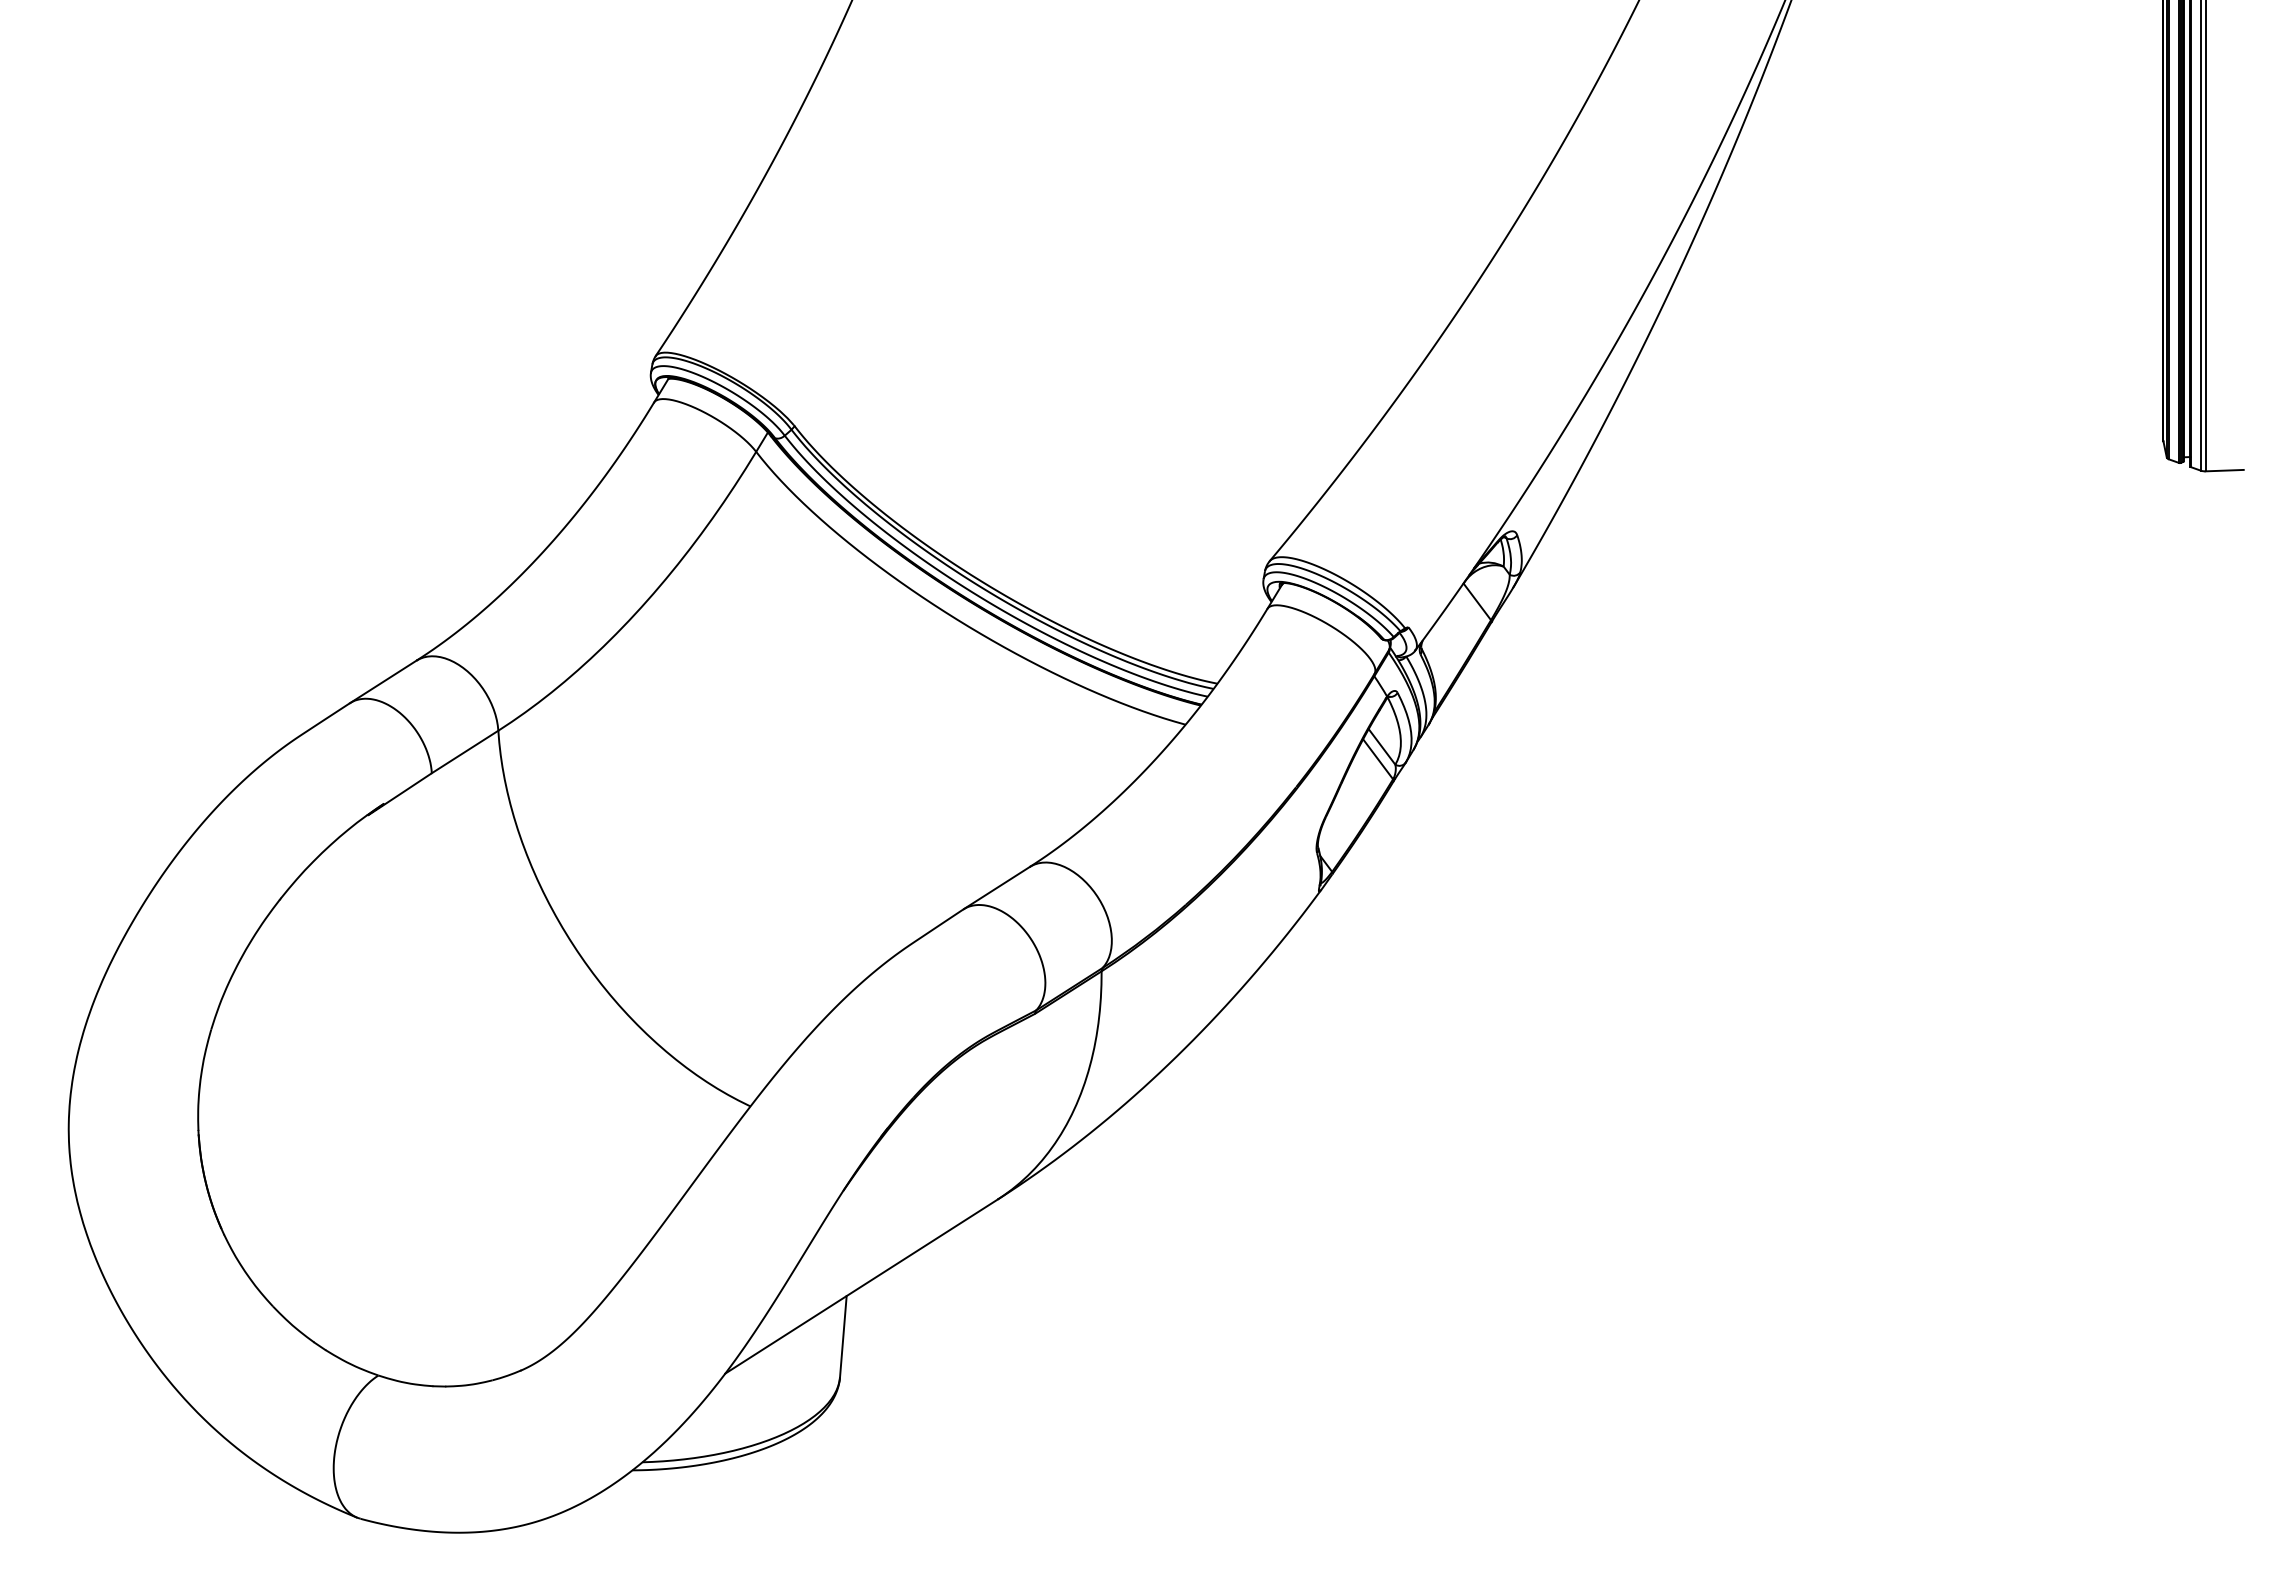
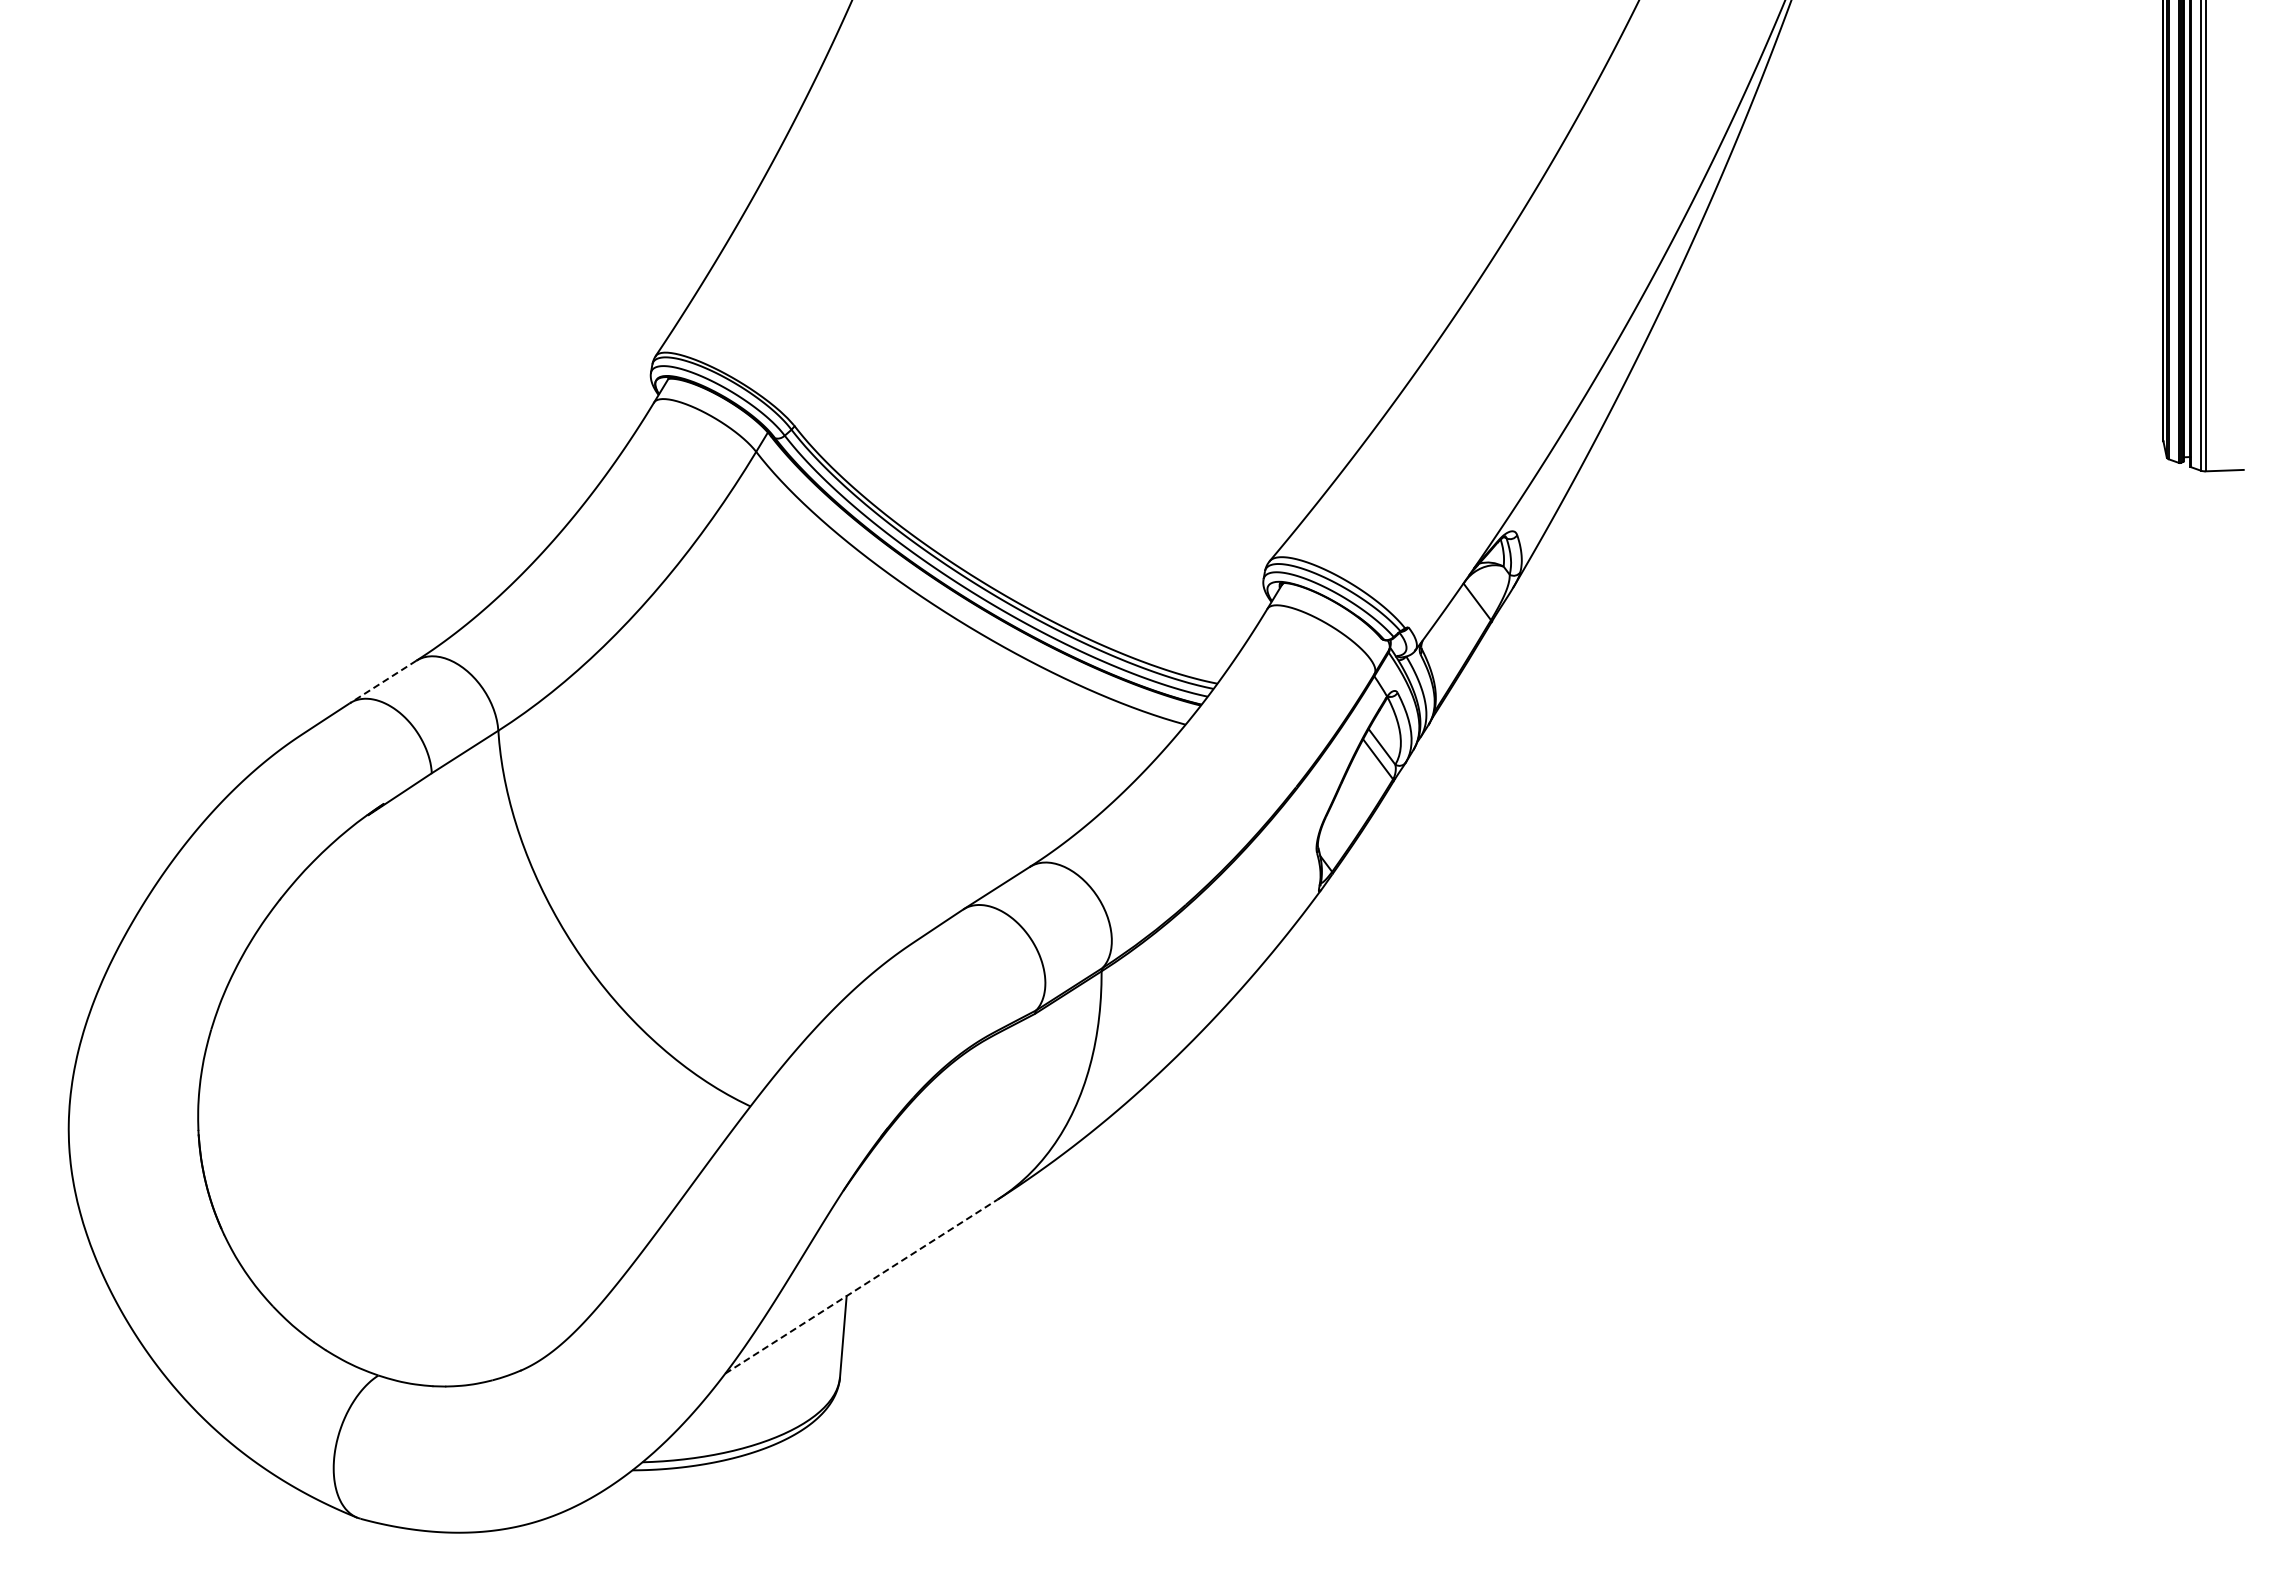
line: solid -> dashed (382, 682)
line: solid -> dashed (861, 1286)
